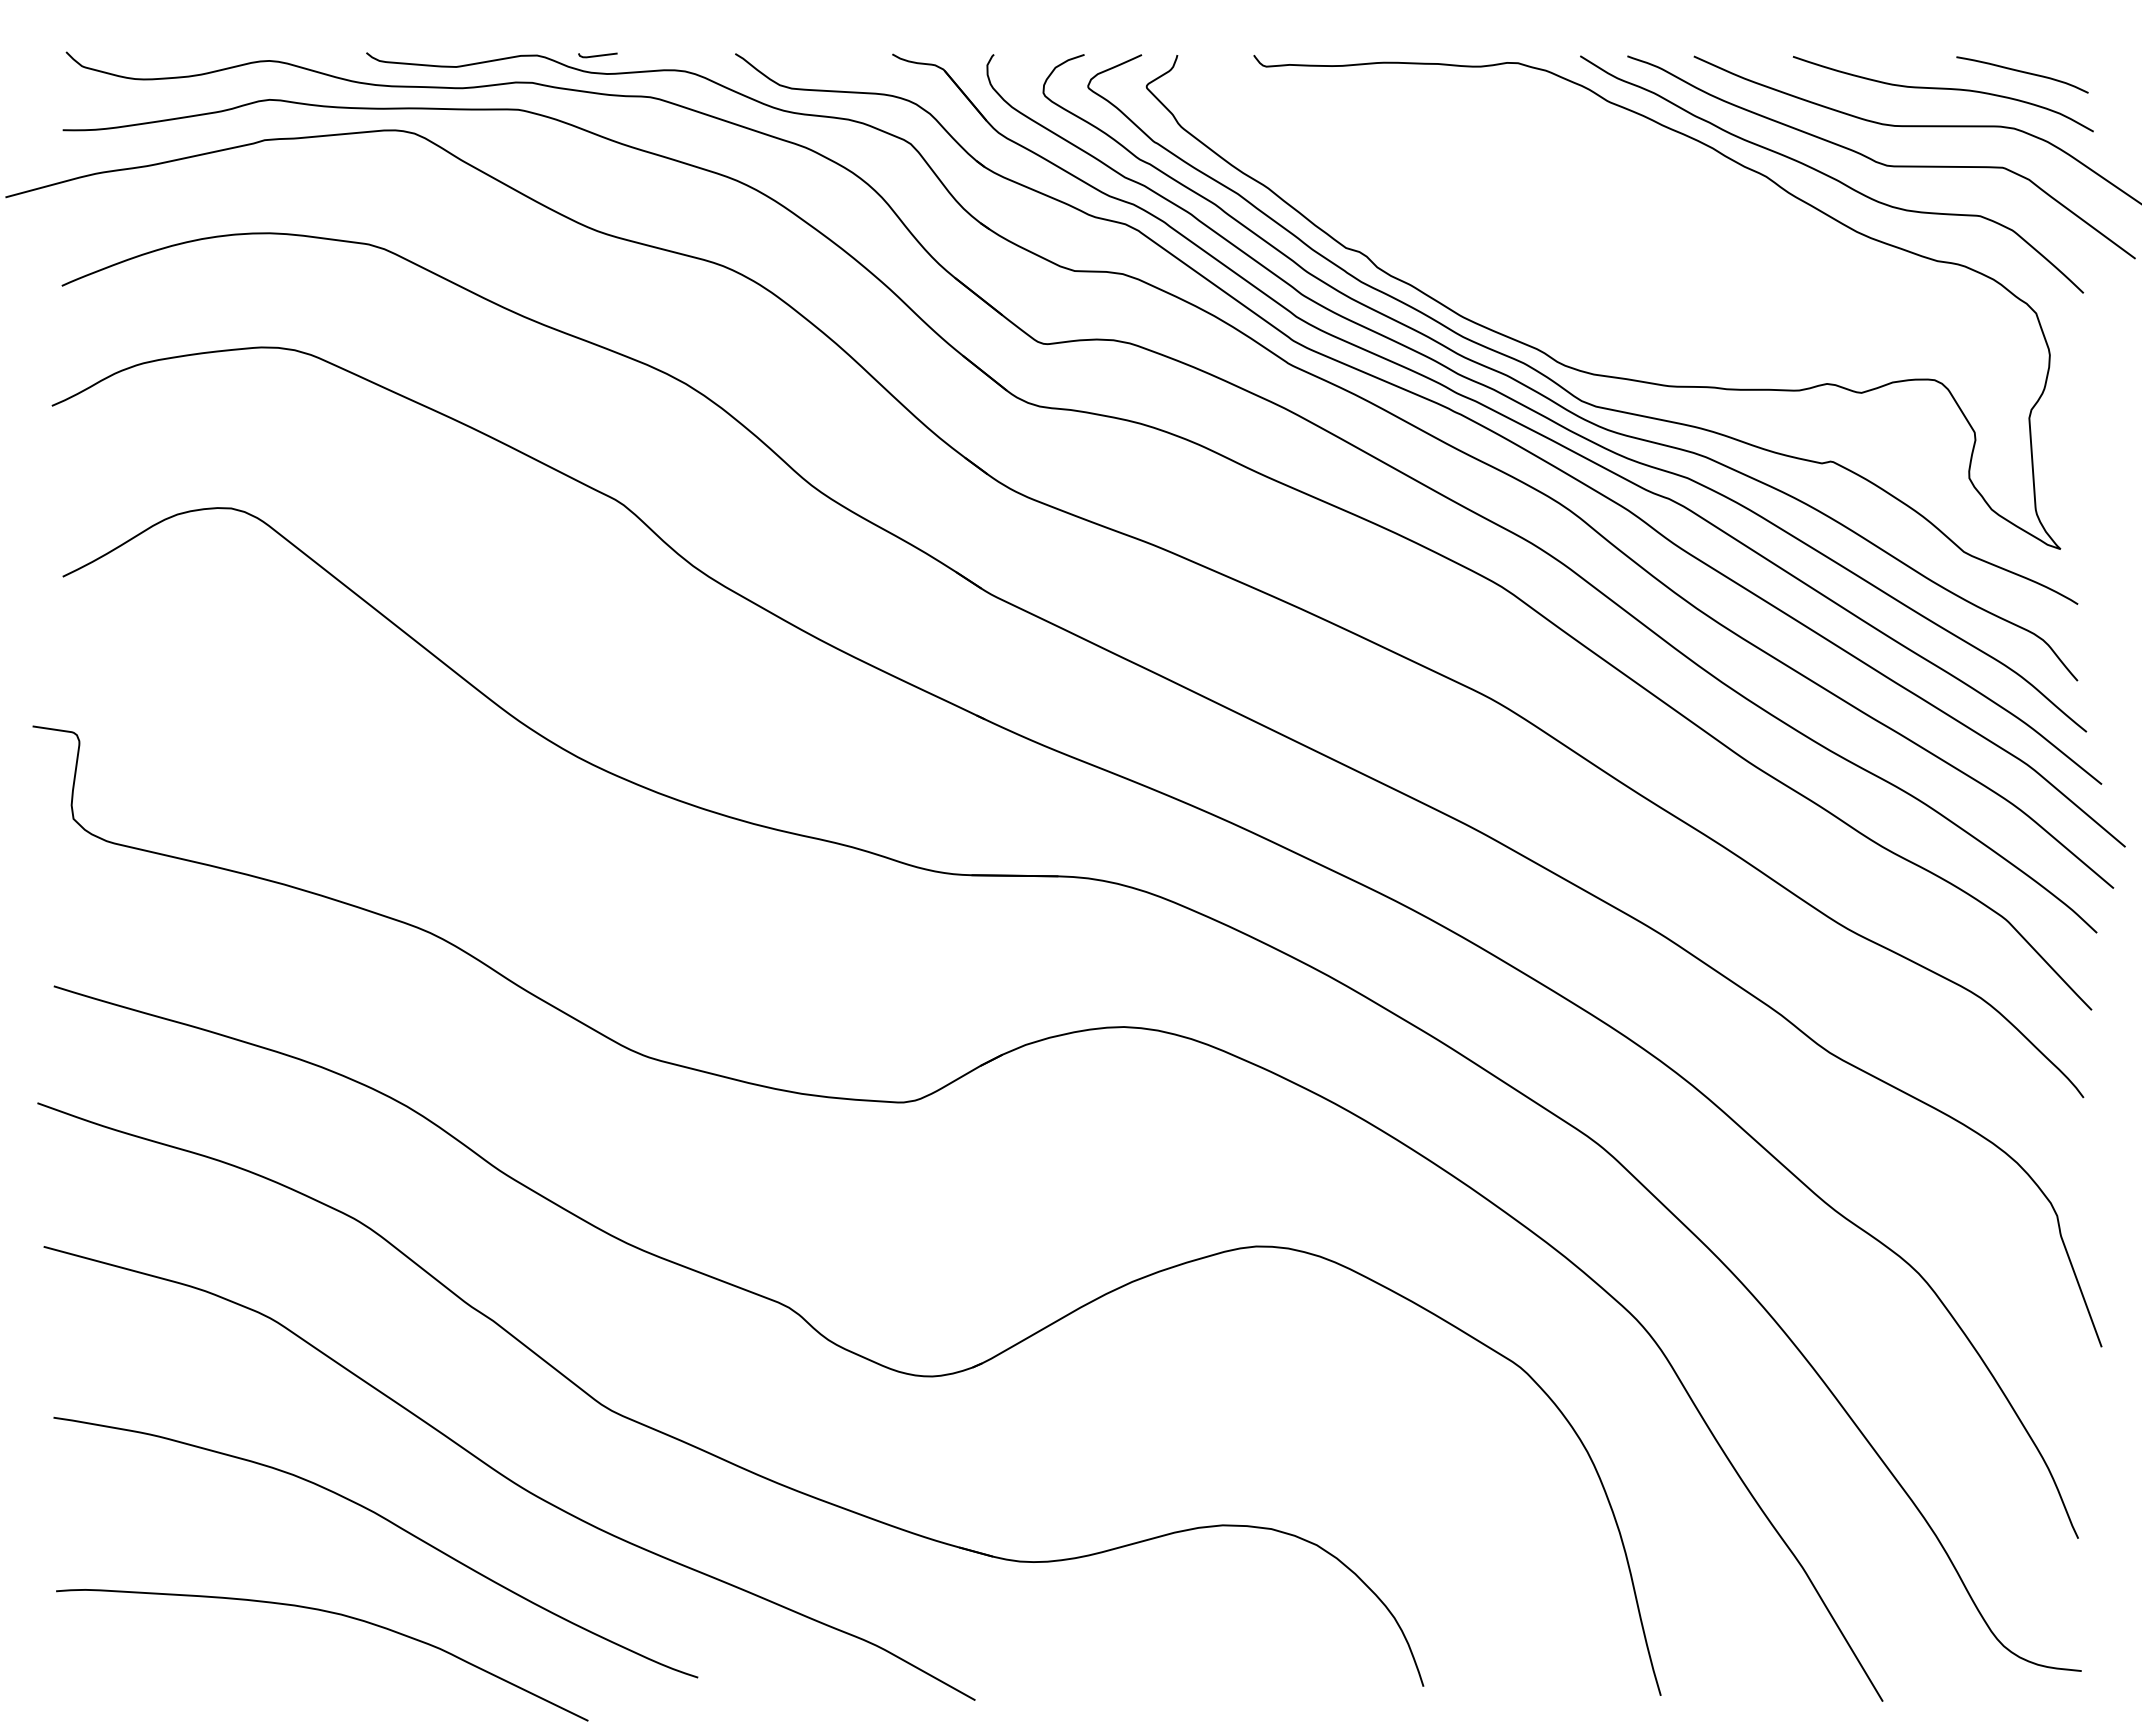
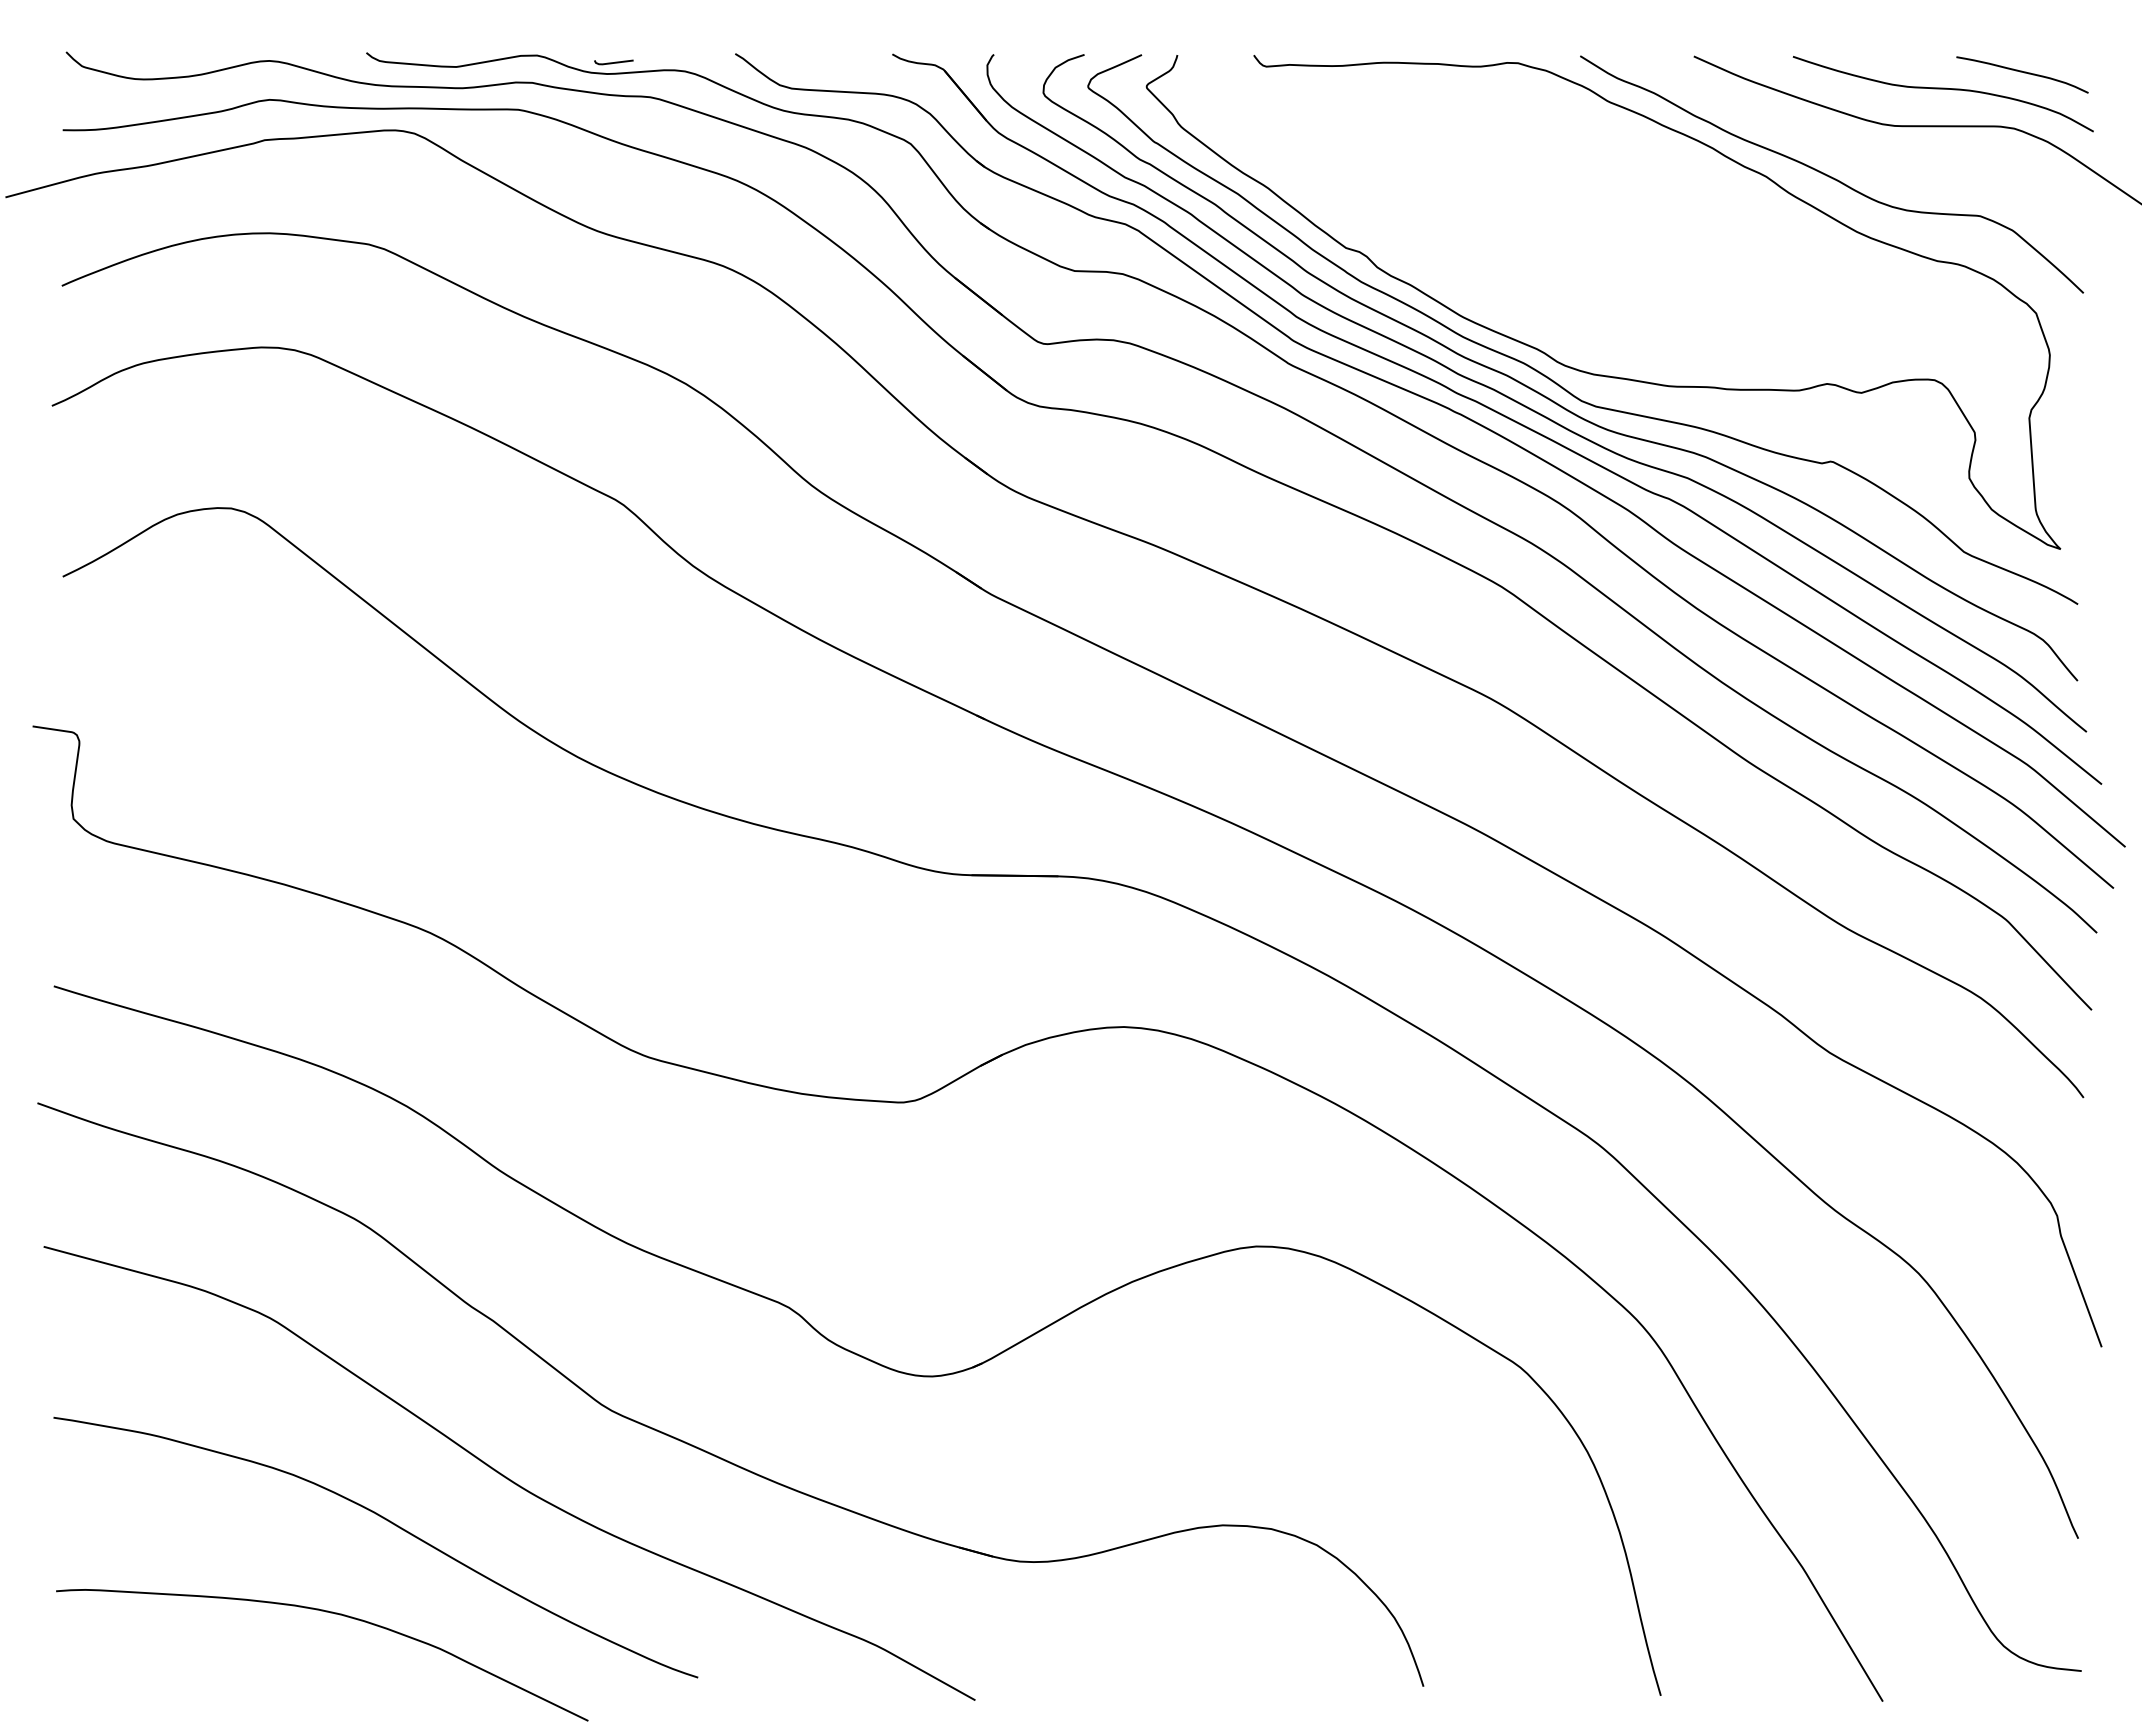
line position: (597, 55) -> (613, 62) (613, 62)
curve: present -> none (1878, 161)
